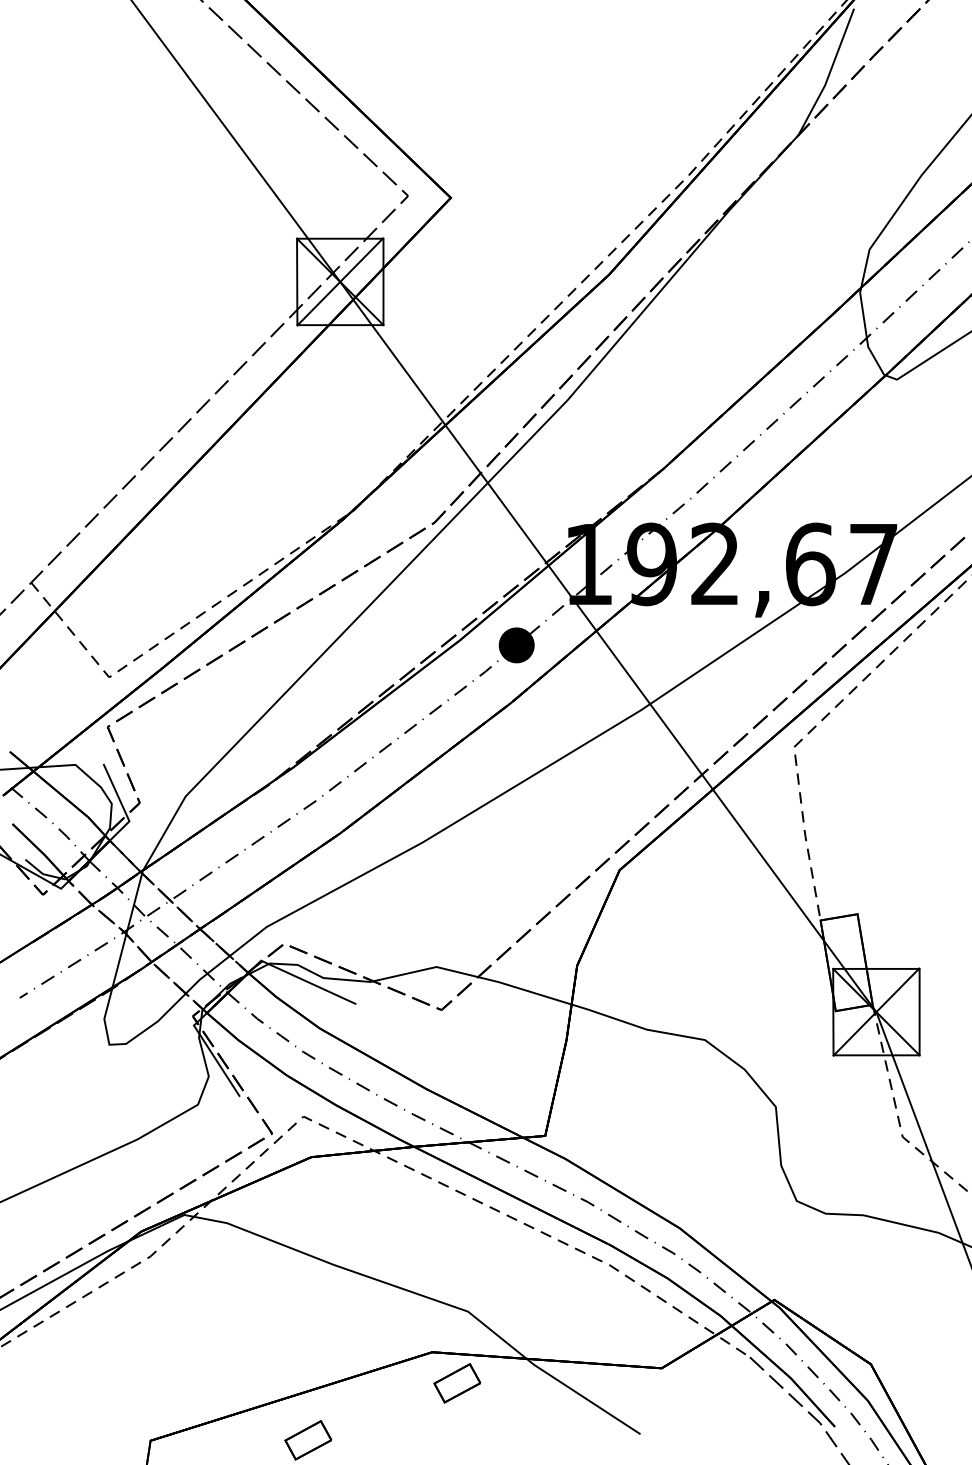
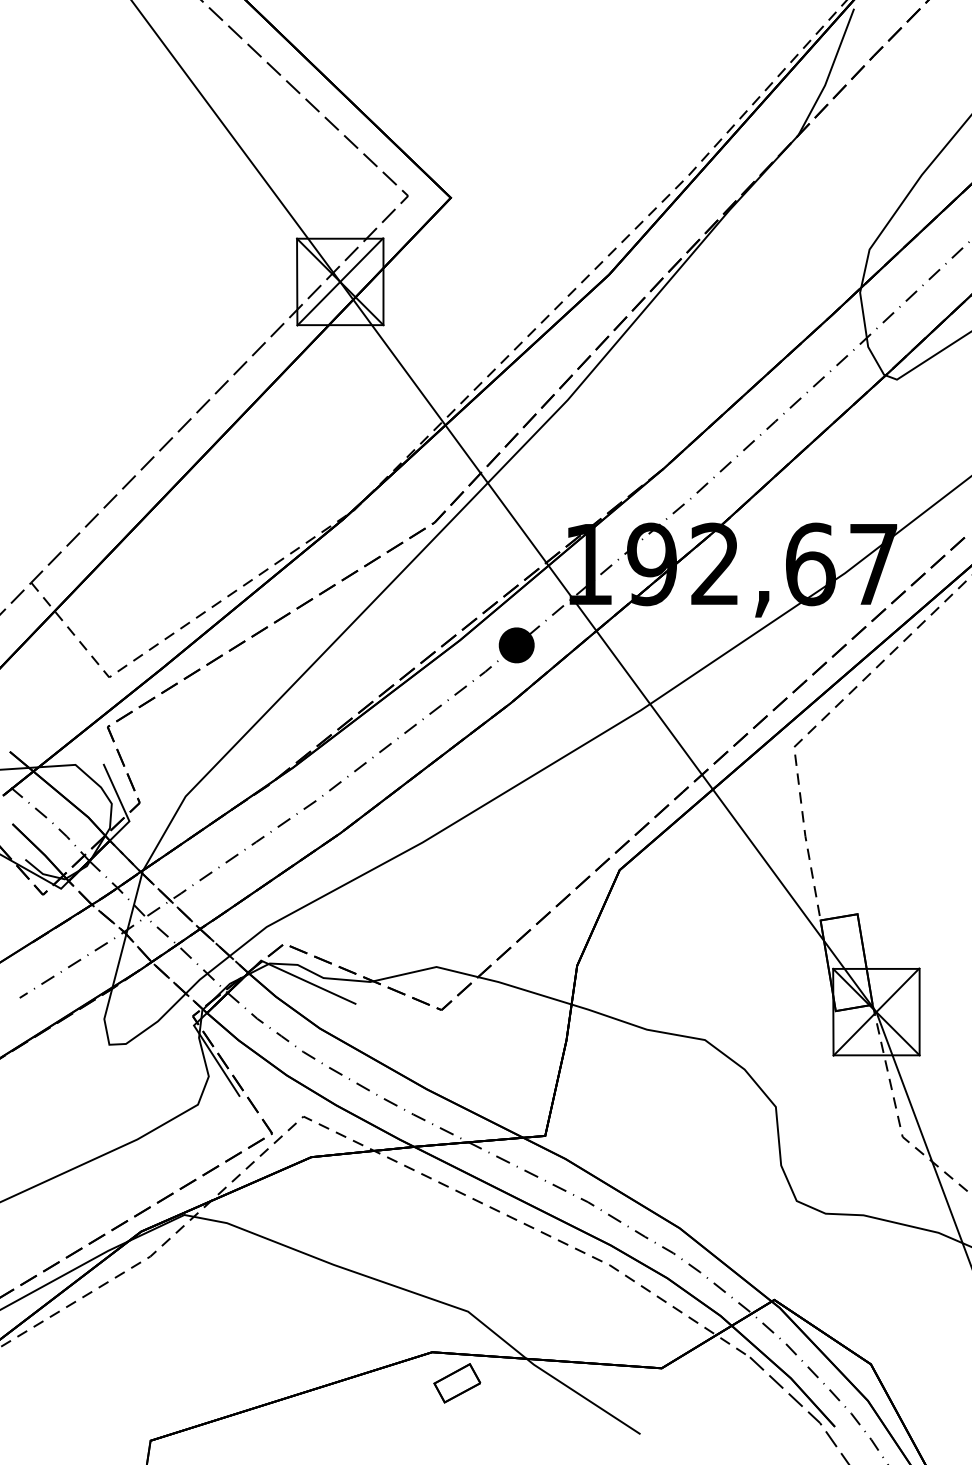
part: present -> none (308, 1440)
